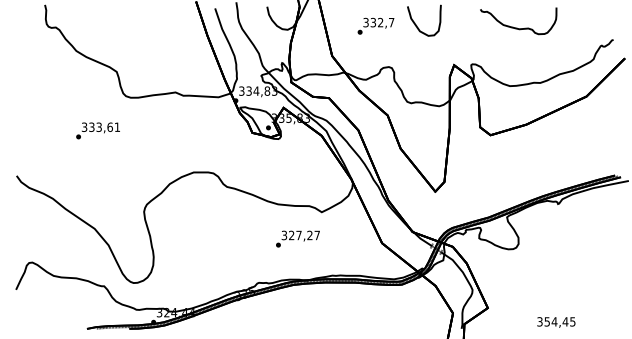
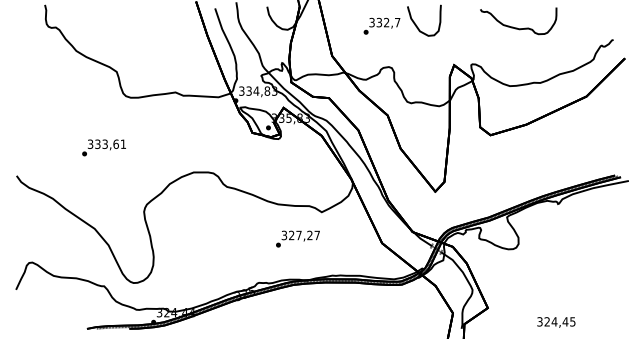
text position: (375, 25) -> (381, 25) (381, 25)
text position: (97, 130) -> (103, 147) (103, 147)
text: 354,45 -> 324,45 (546, 321)
